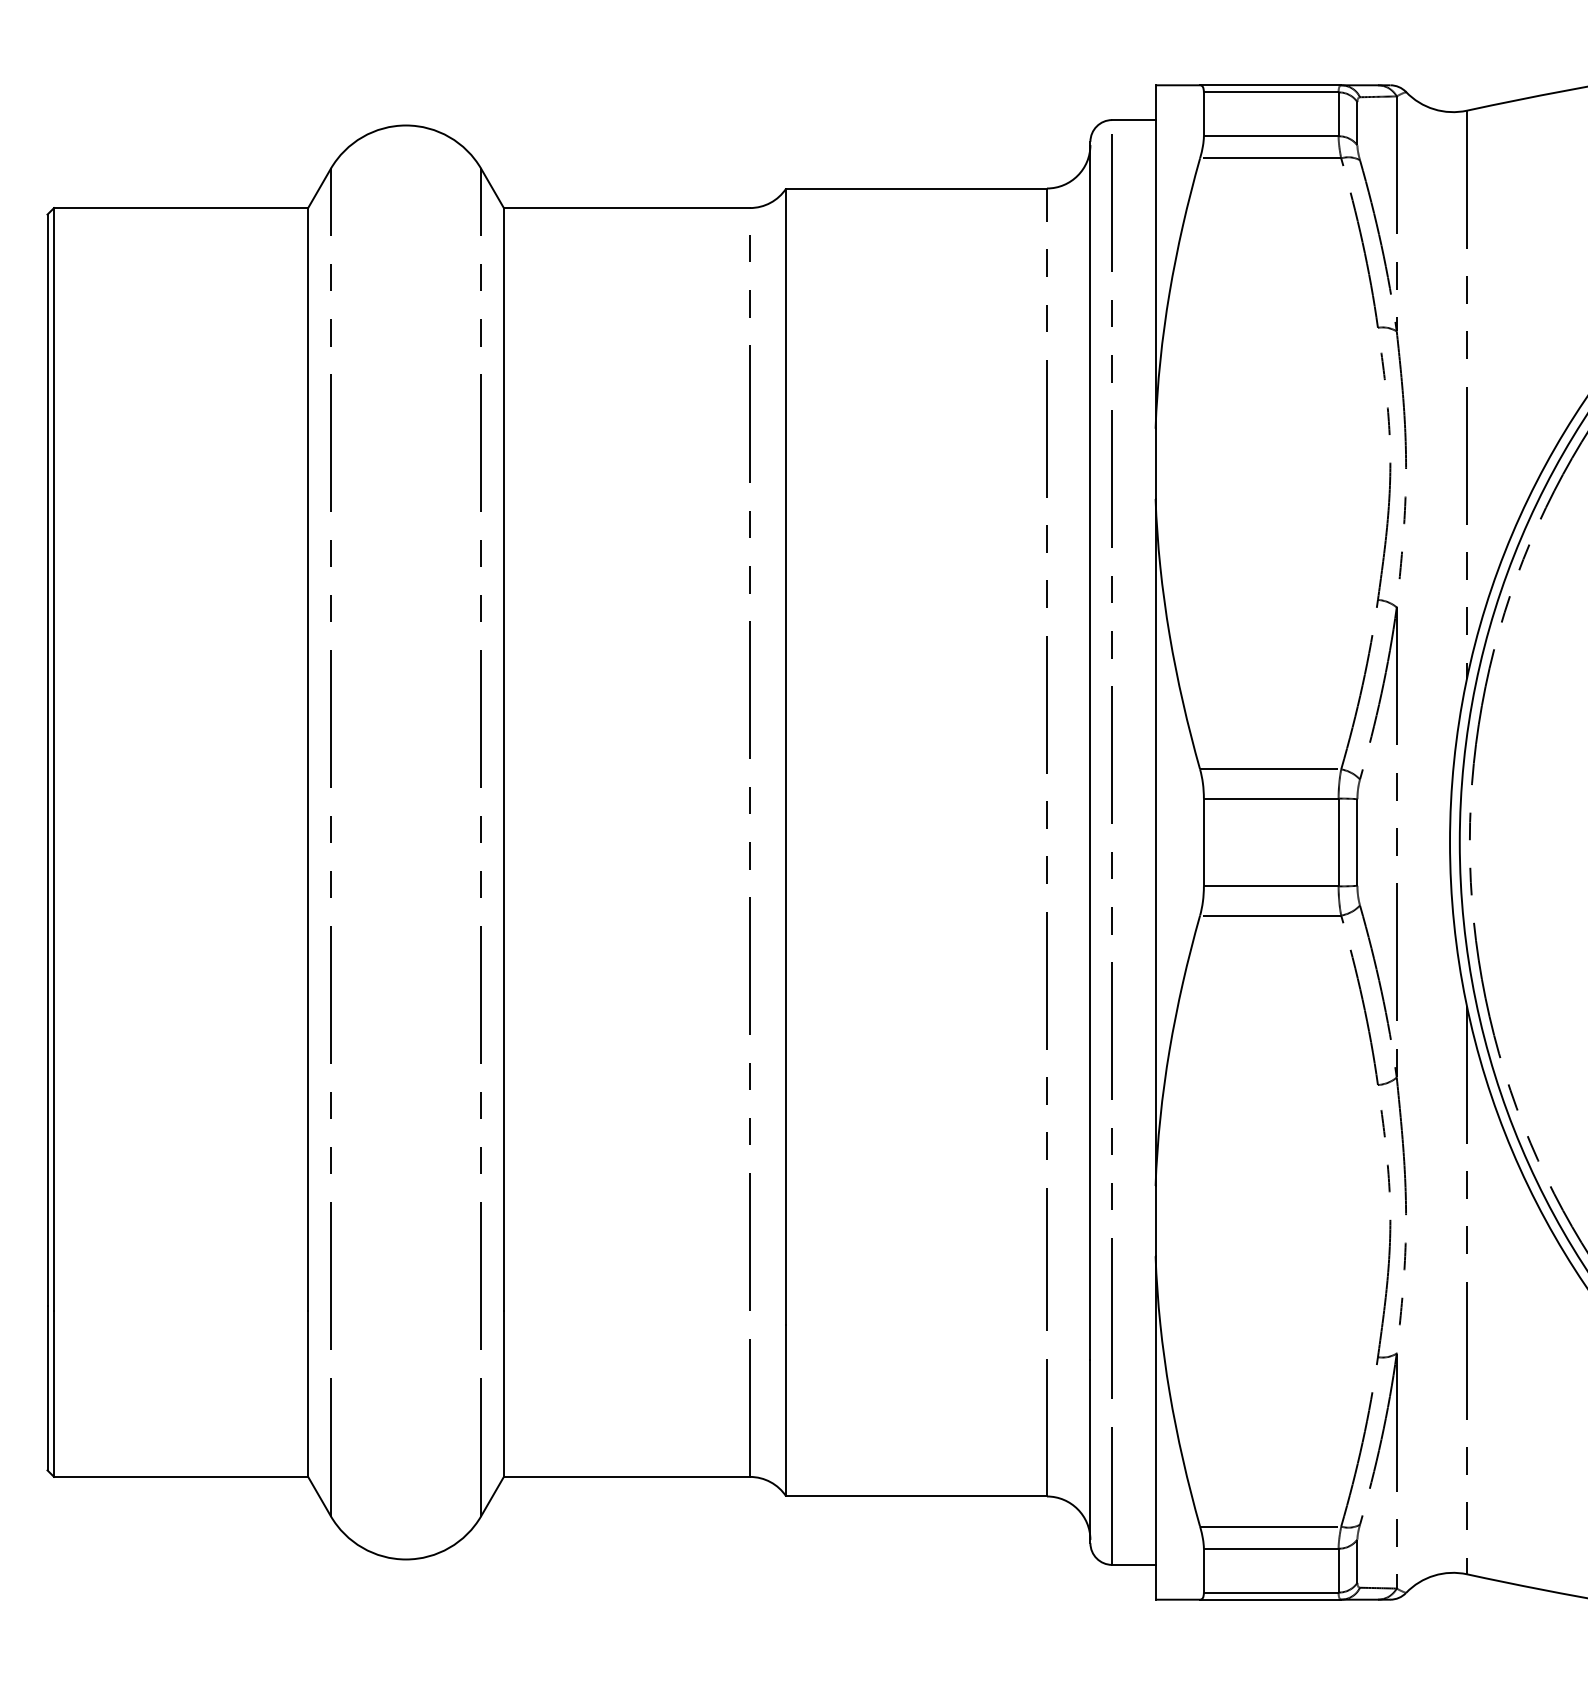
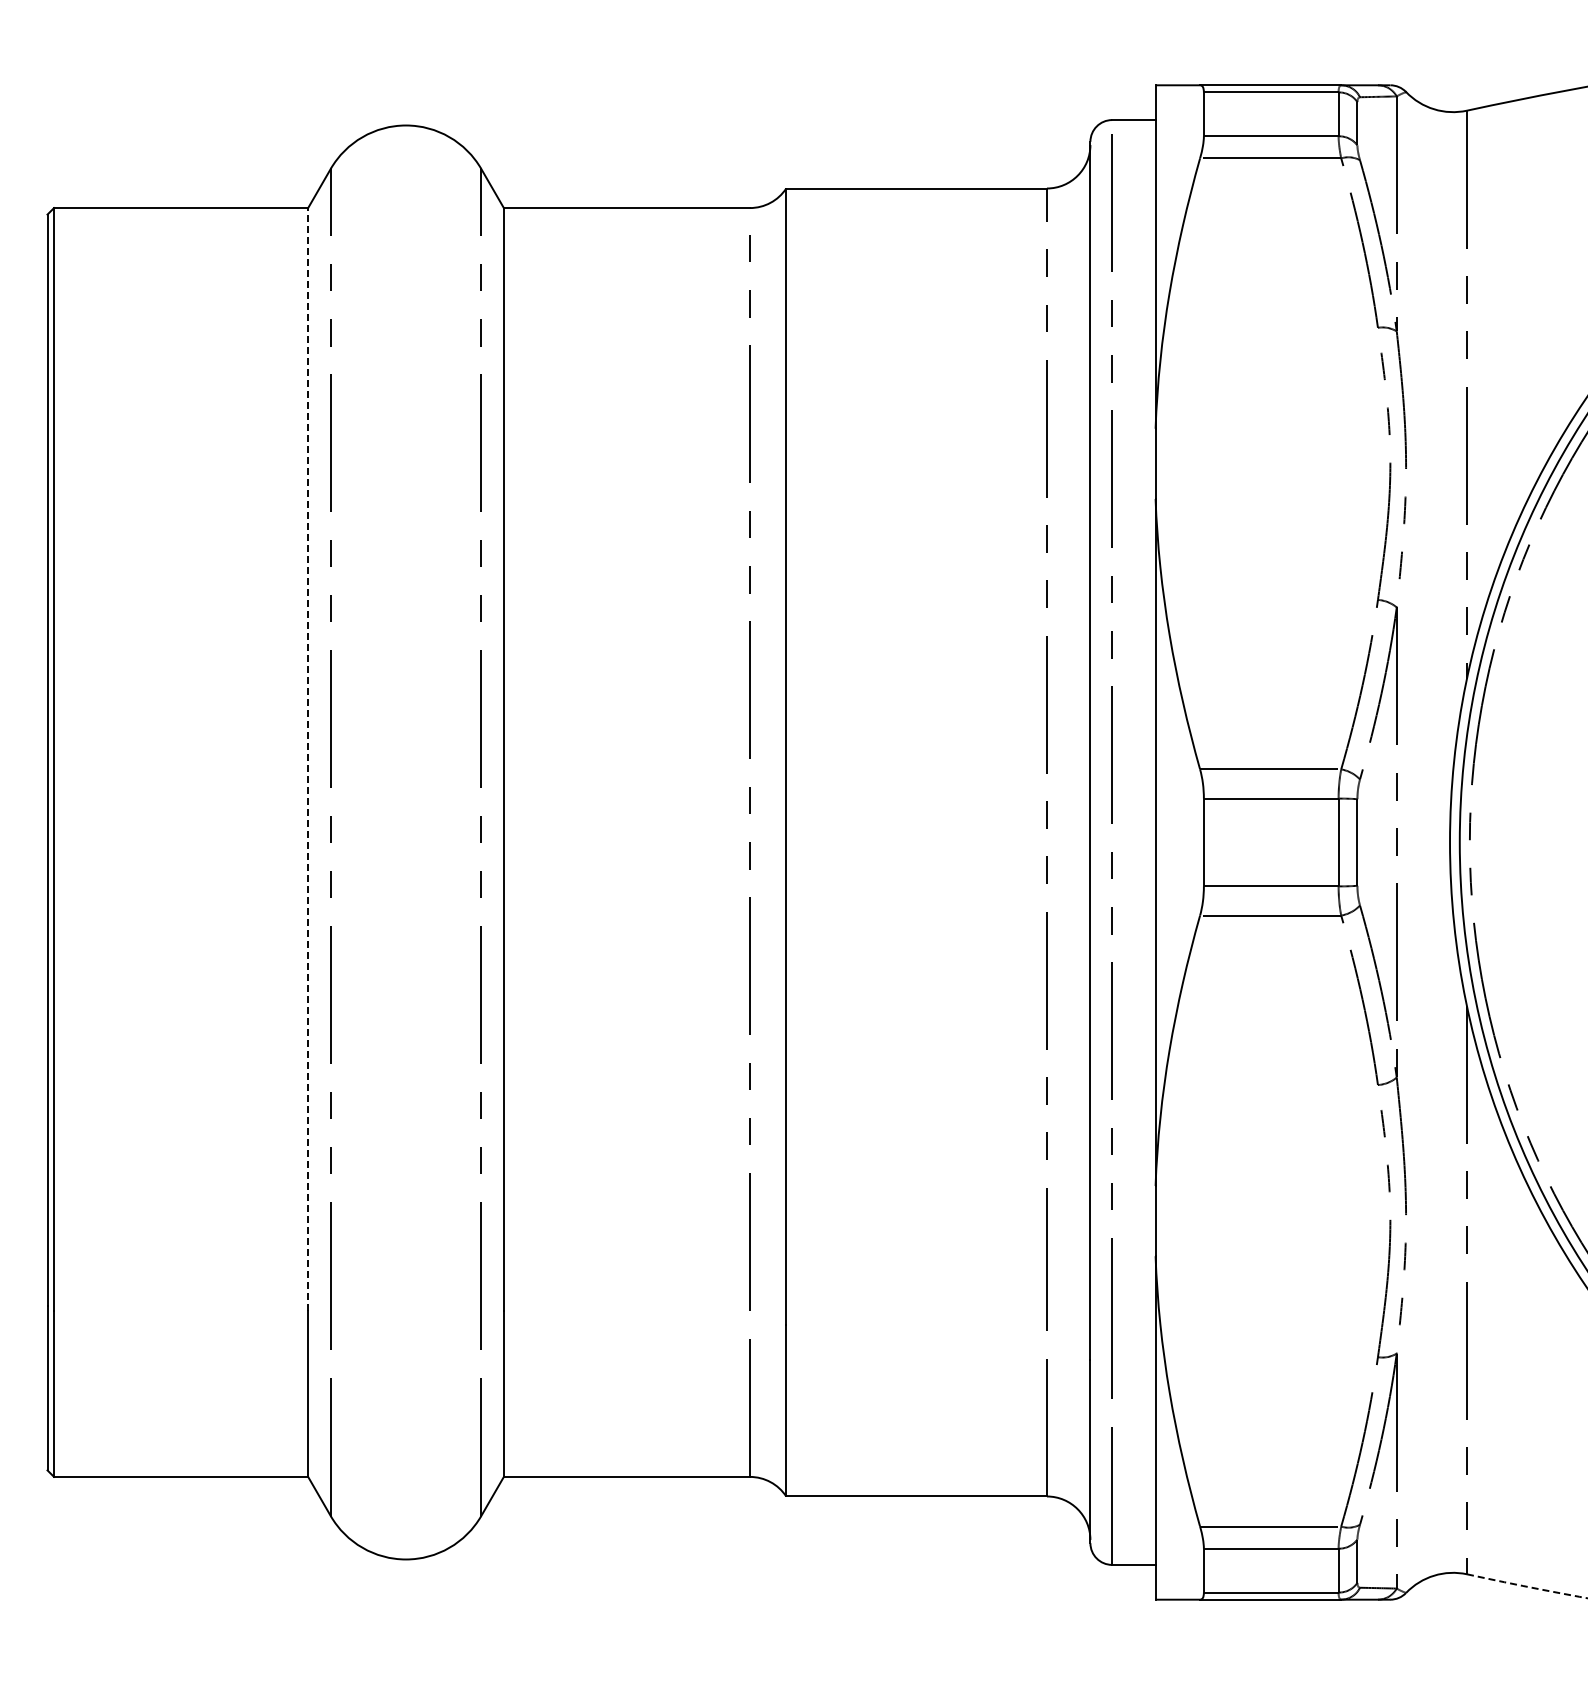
line: solid -> dashed (308, 759)
arc: solid -> dashed (1528, 1586)
